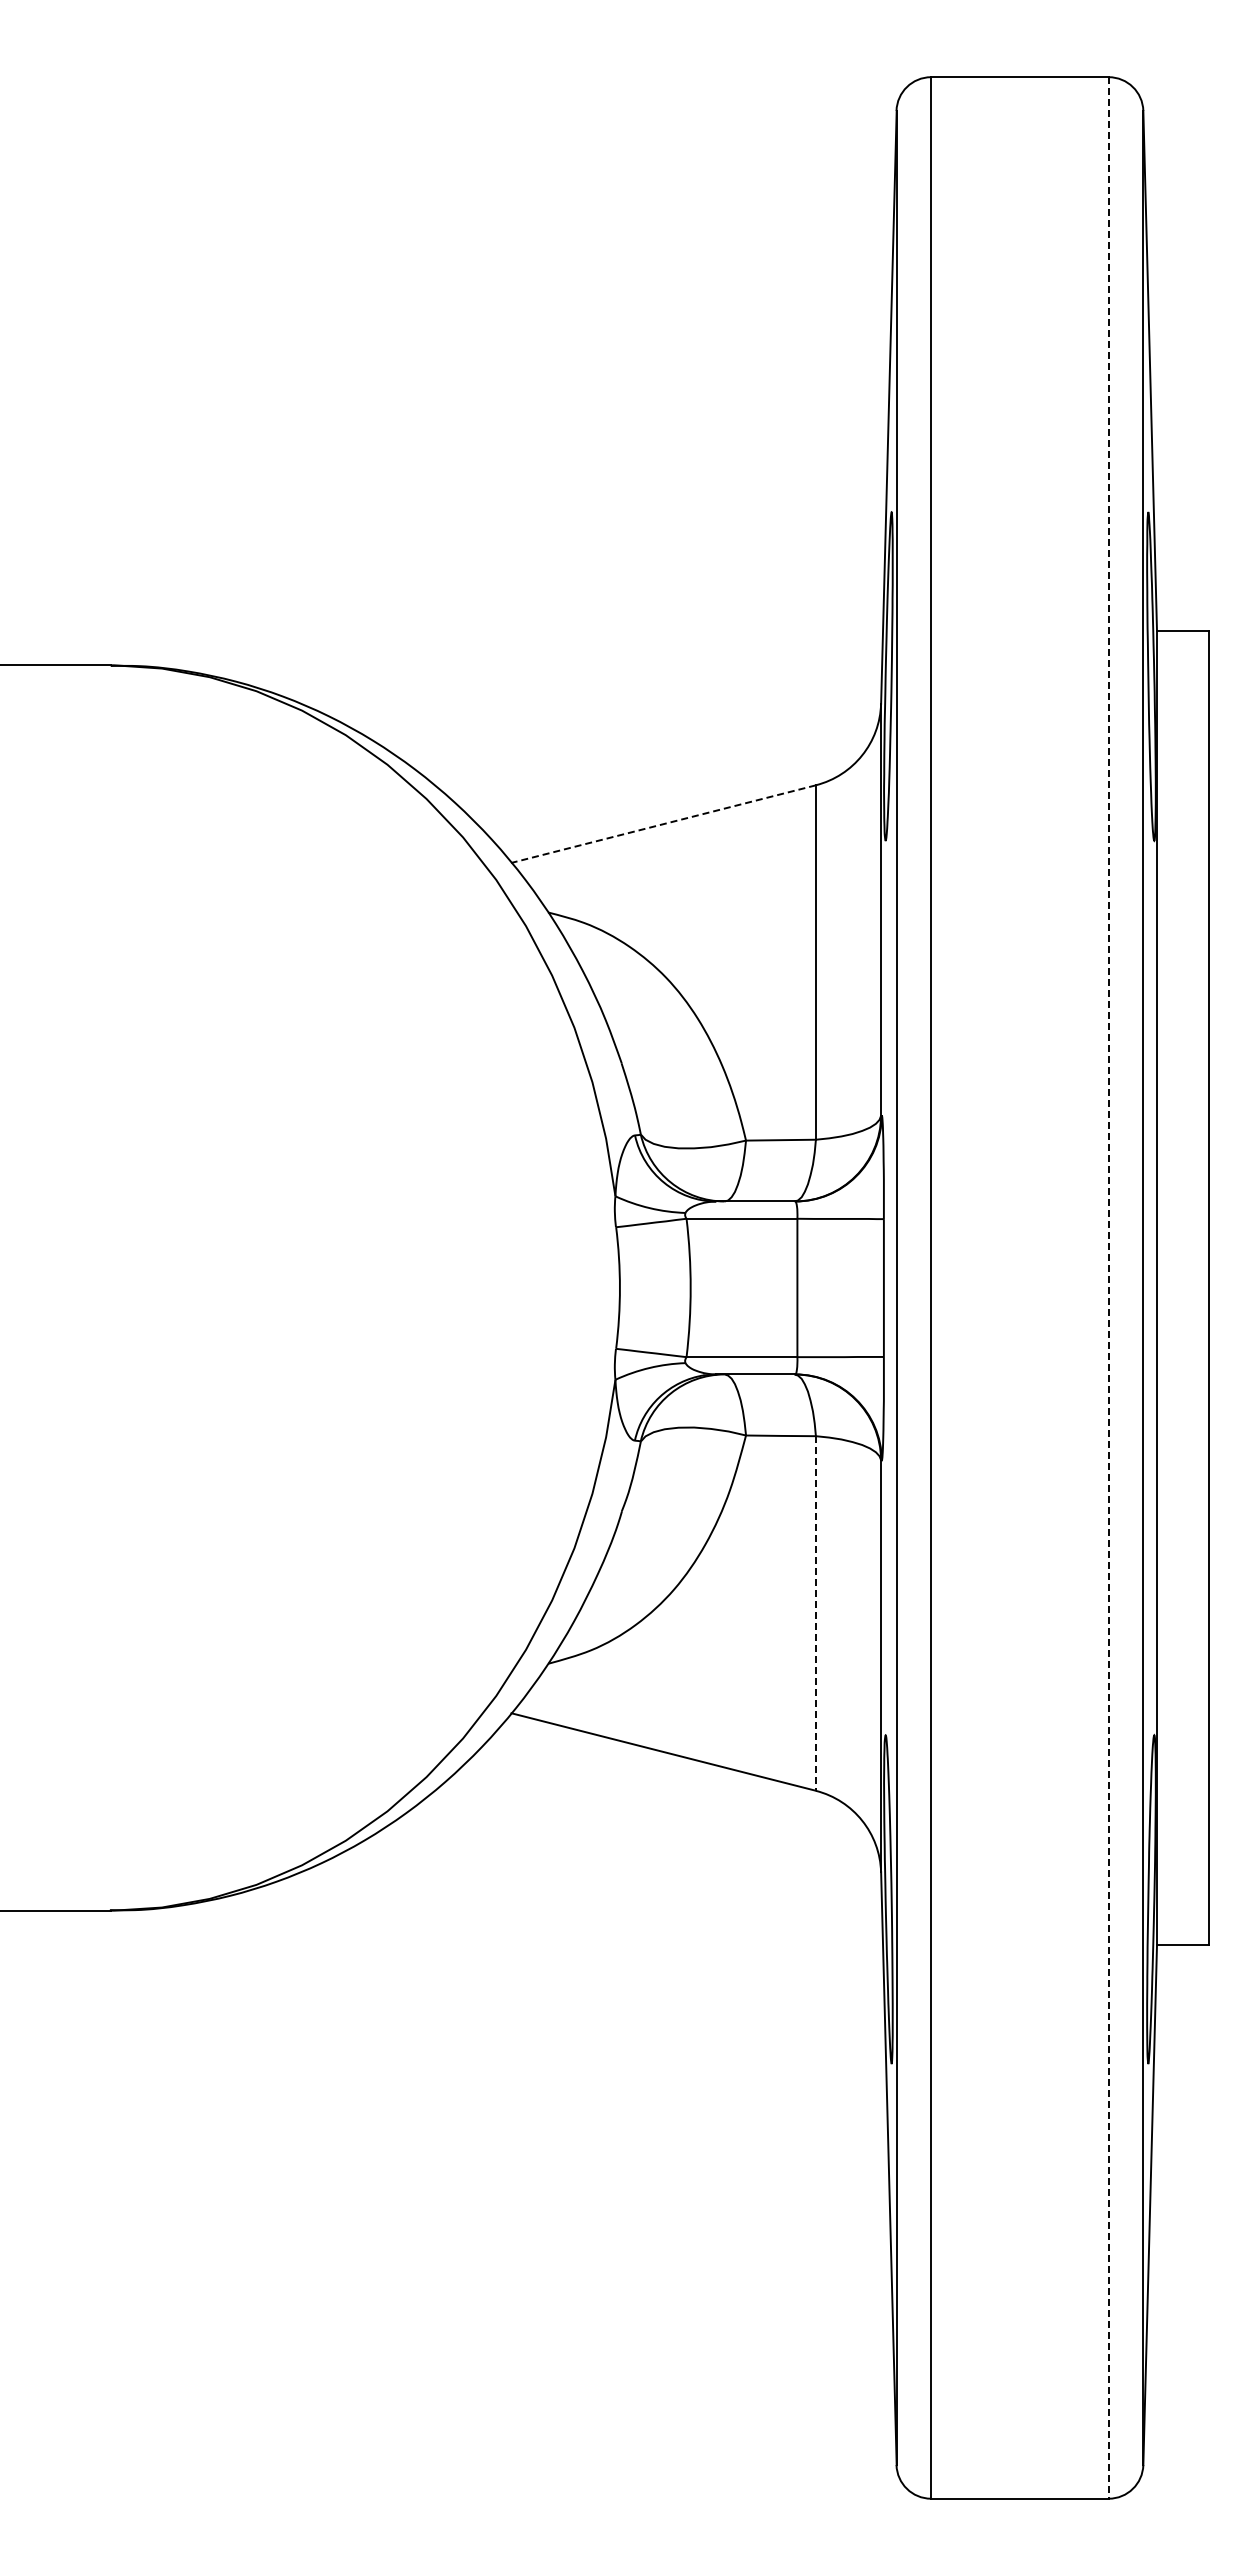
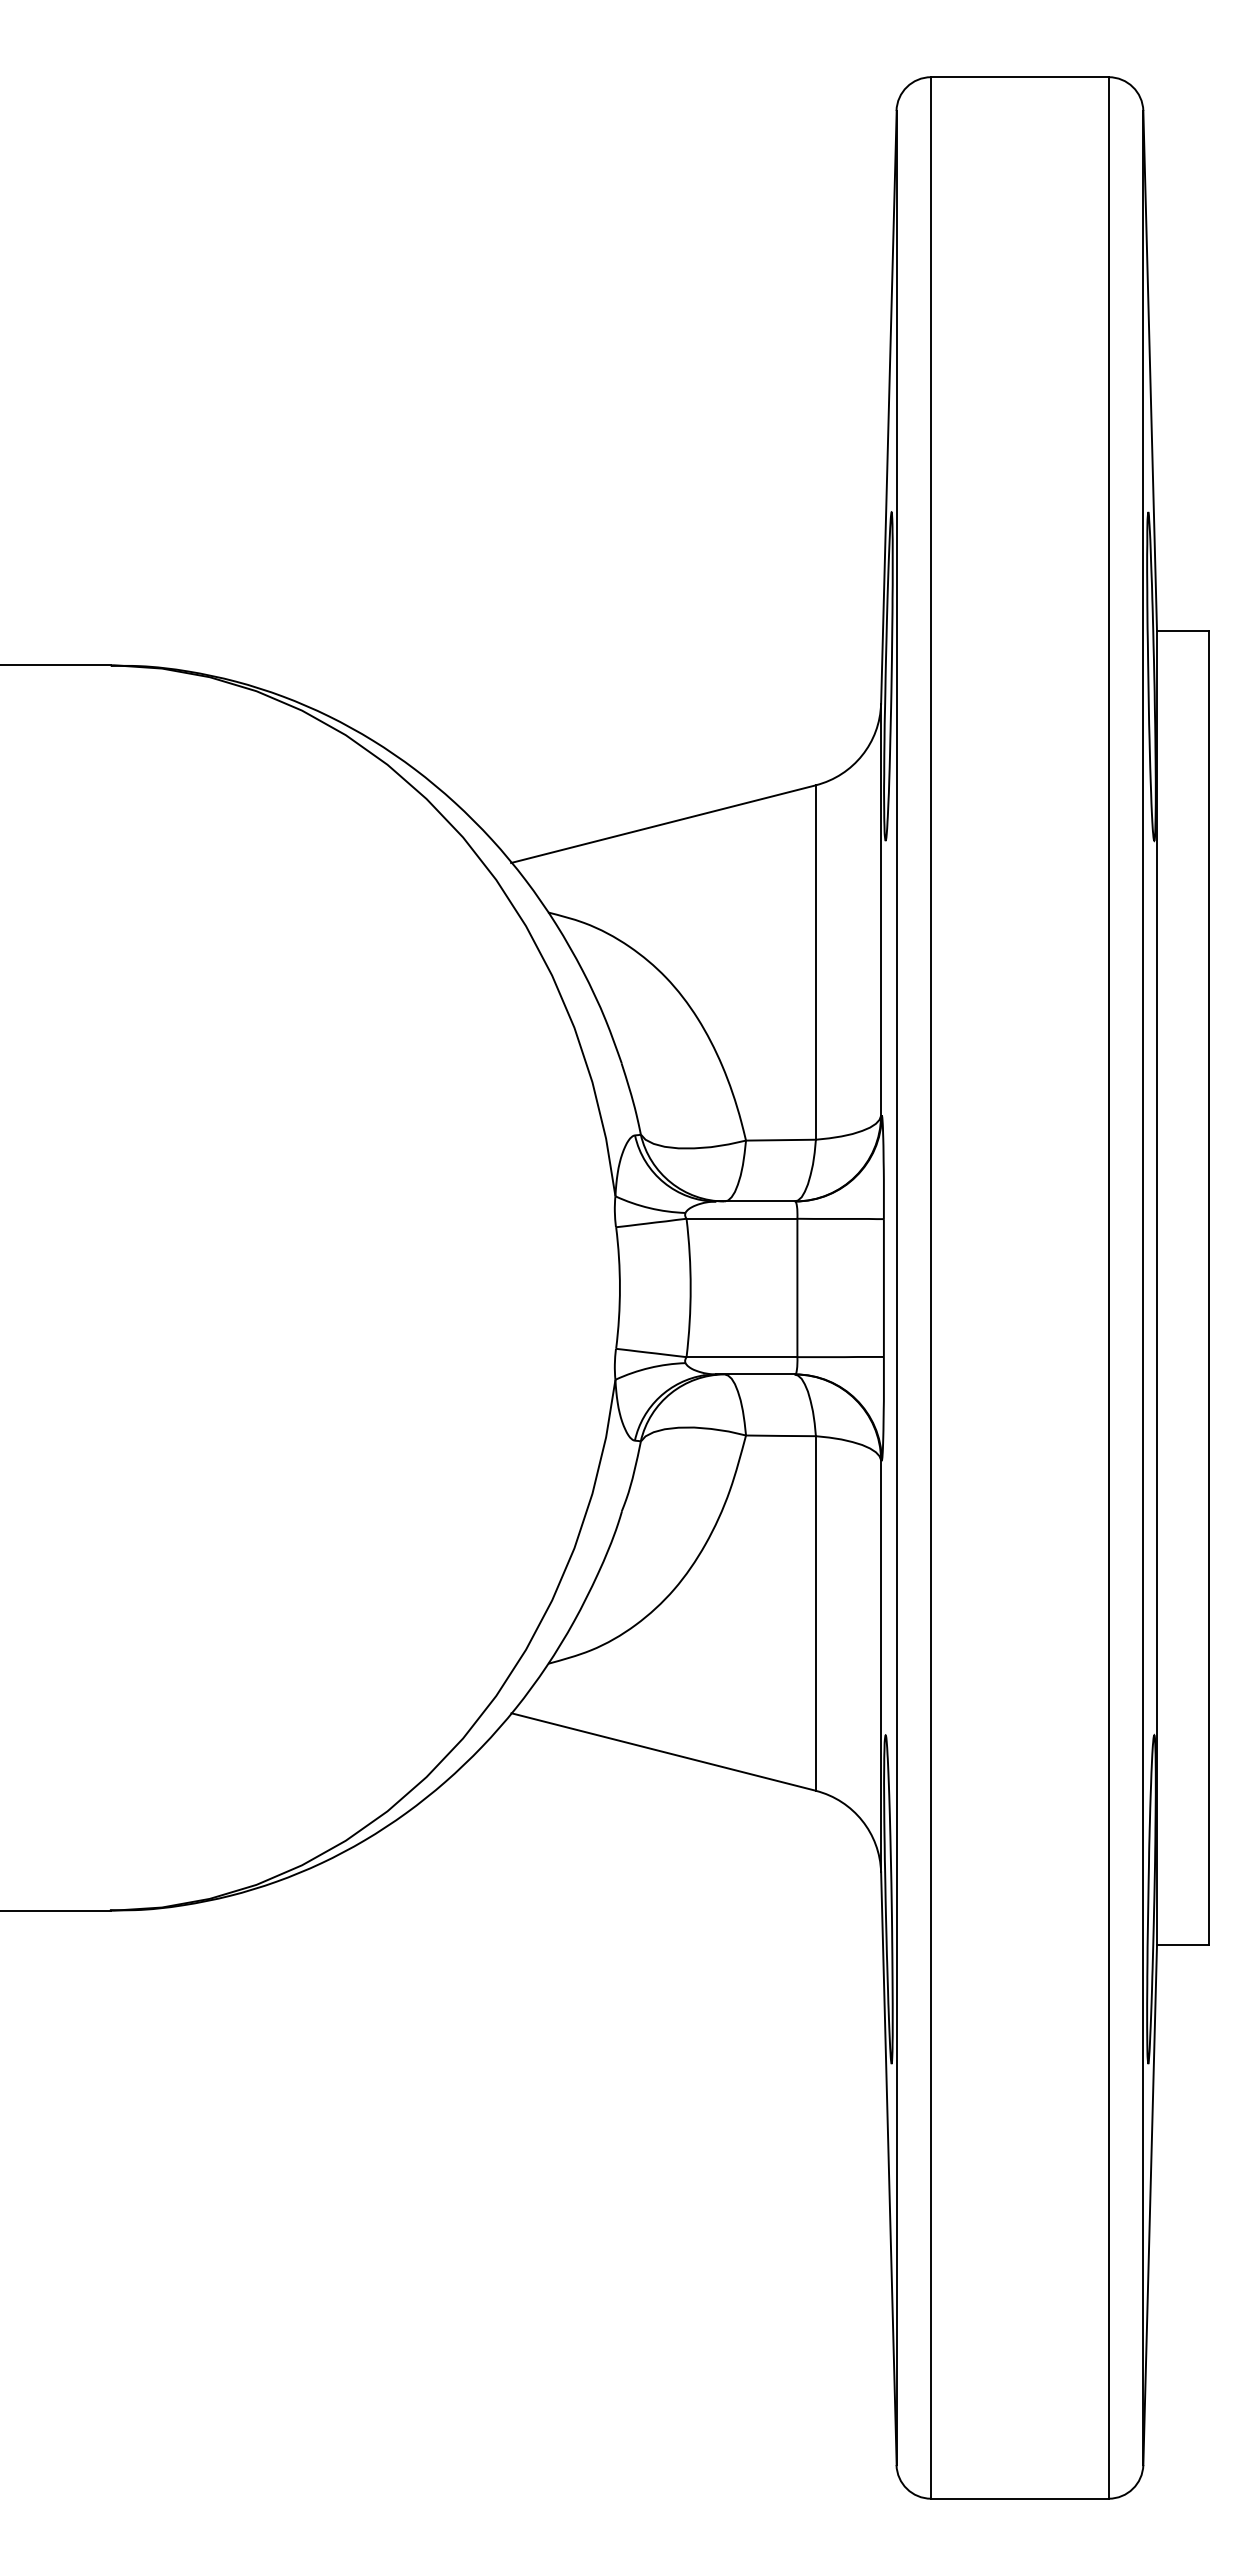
line: dashed -> solid (663, 824)
line: dashed -> solid (1108, 1287)
line: dashed -> solid (815, 1613)
